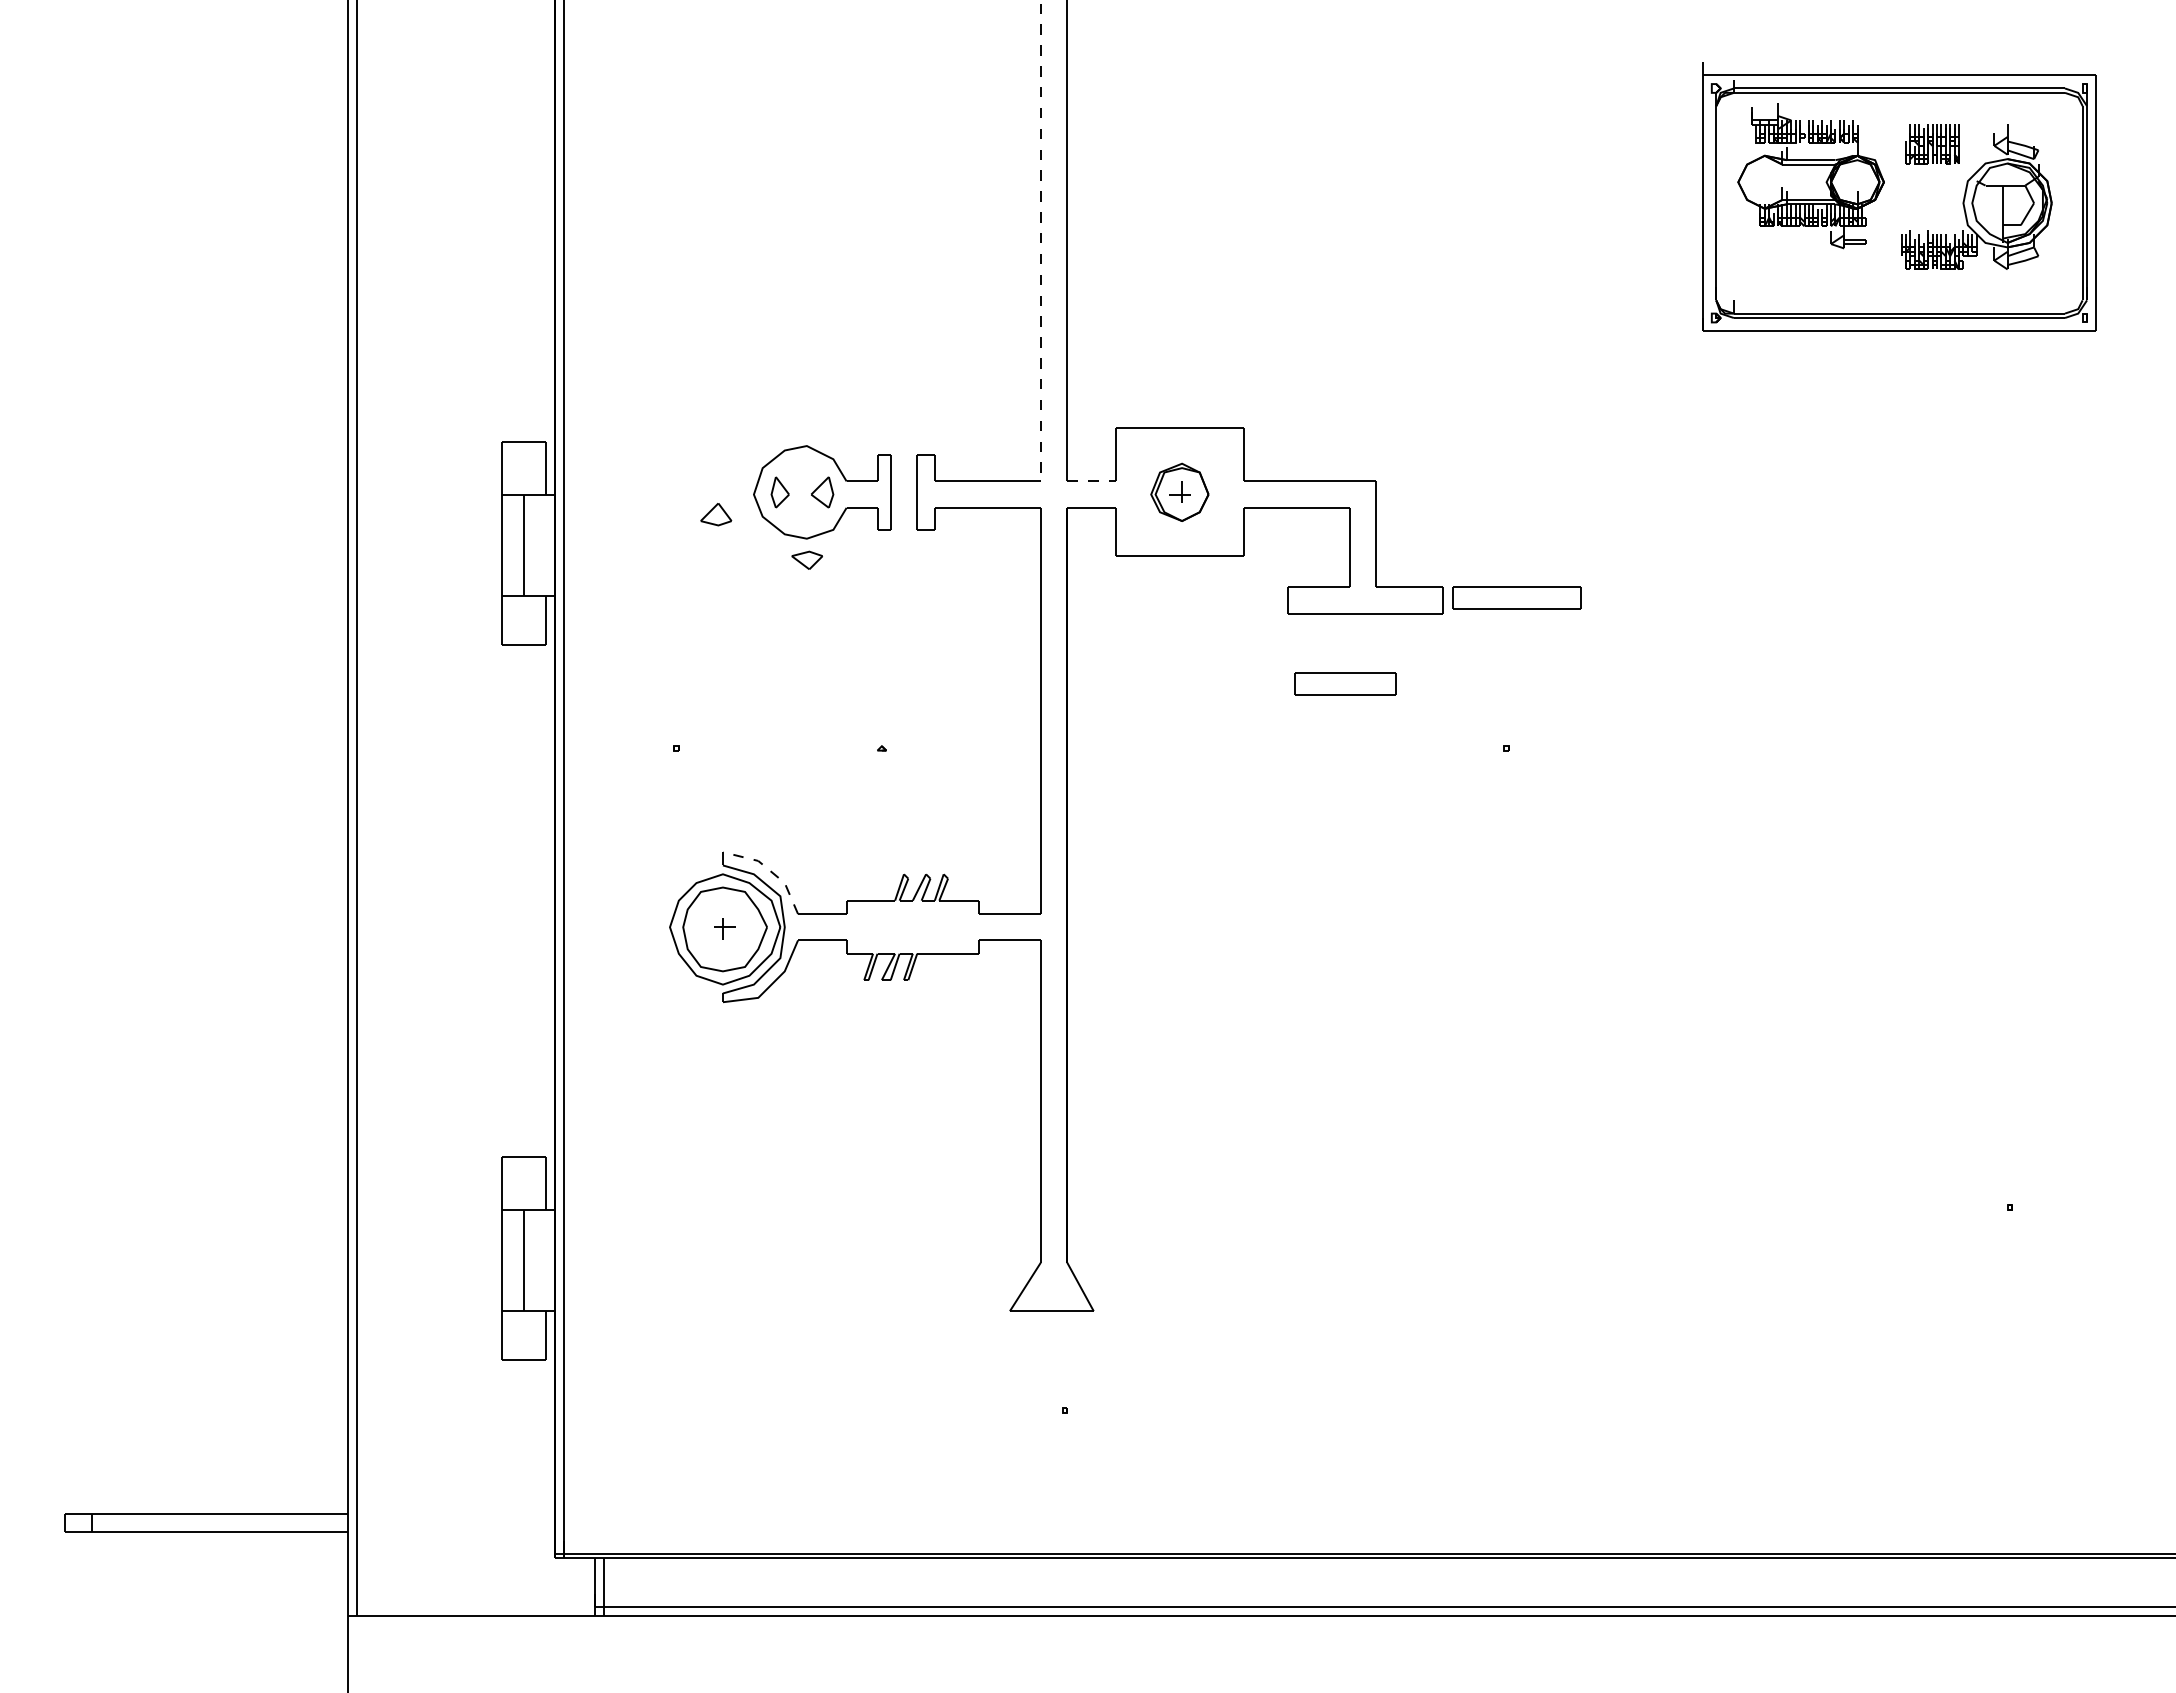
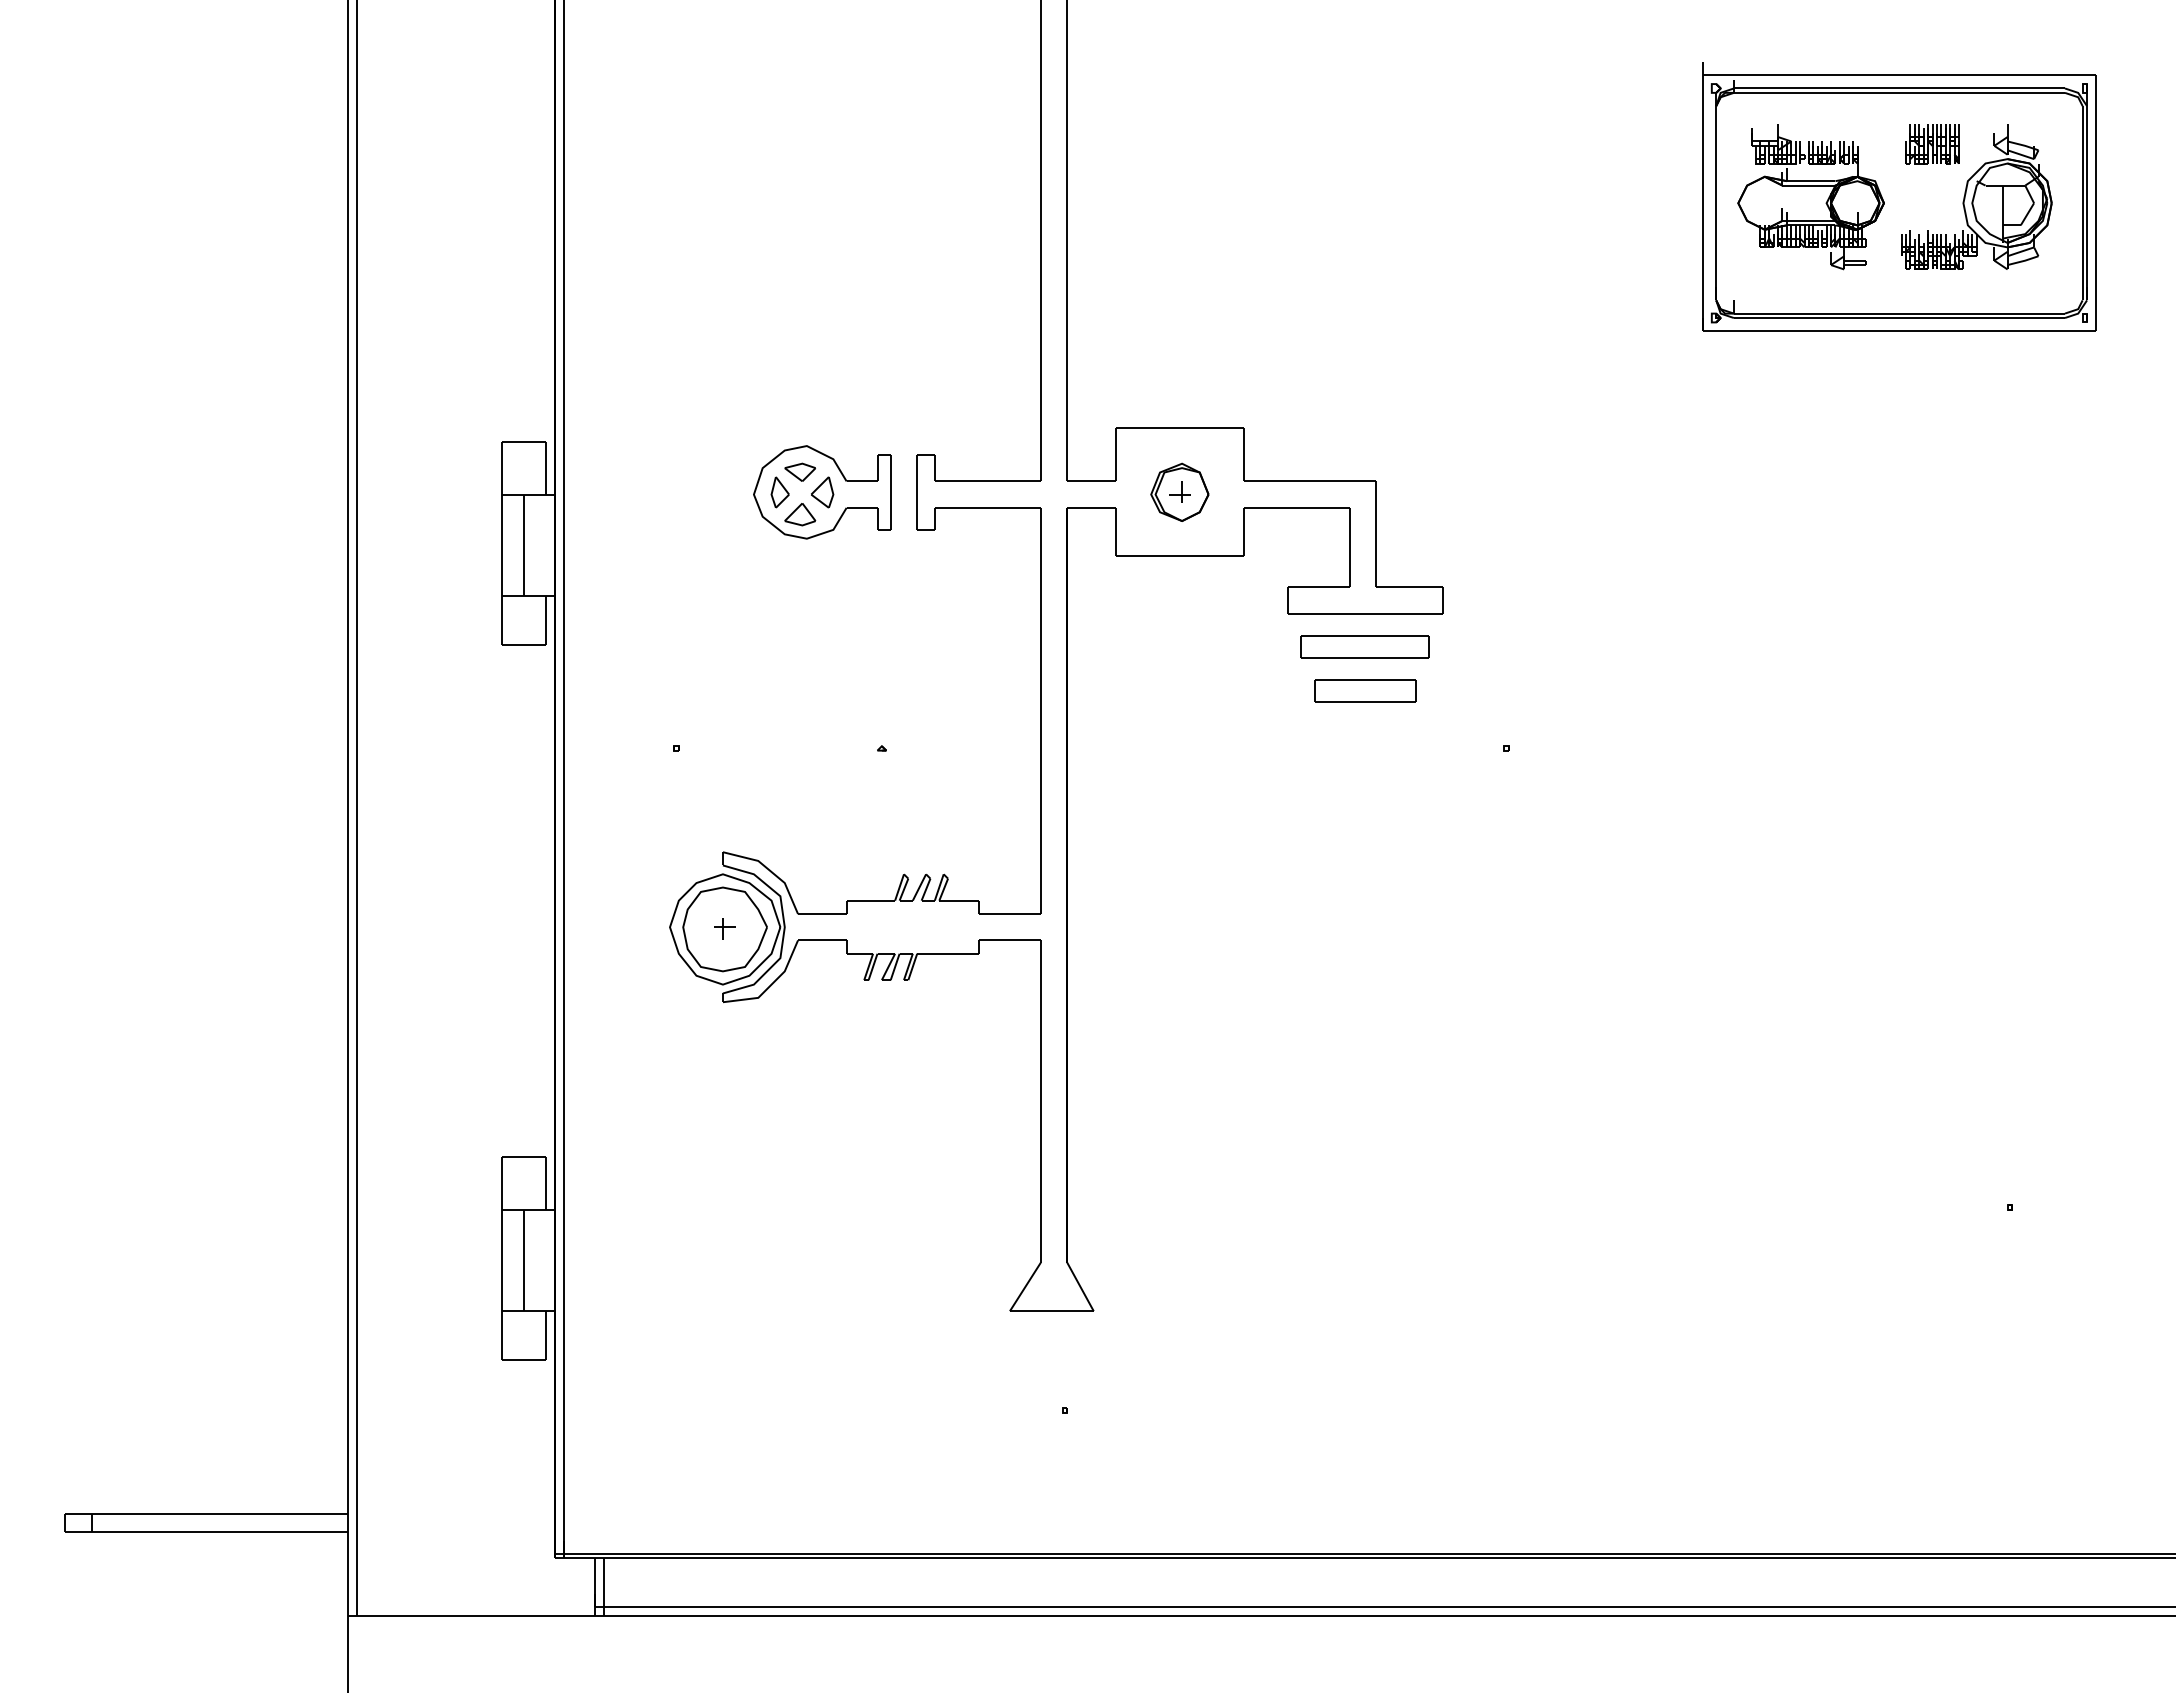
part position: (1810, 176) -> (1810, 197) (1810, 197)
line: dashed -> solid (1040, 241)
line: dashed -> solid (1092, 481)
part position: (716, 514) -> (800, 514) (800, 514)
part position: (806, 559) -> (799, 471) (799, 471)
part position: (1516, 597) -> (1364, 646) (1364, 646)
part position: (1345, 683) -> (1365, 690) (1365, 690)
line: dashed -> solid (770, 871)
